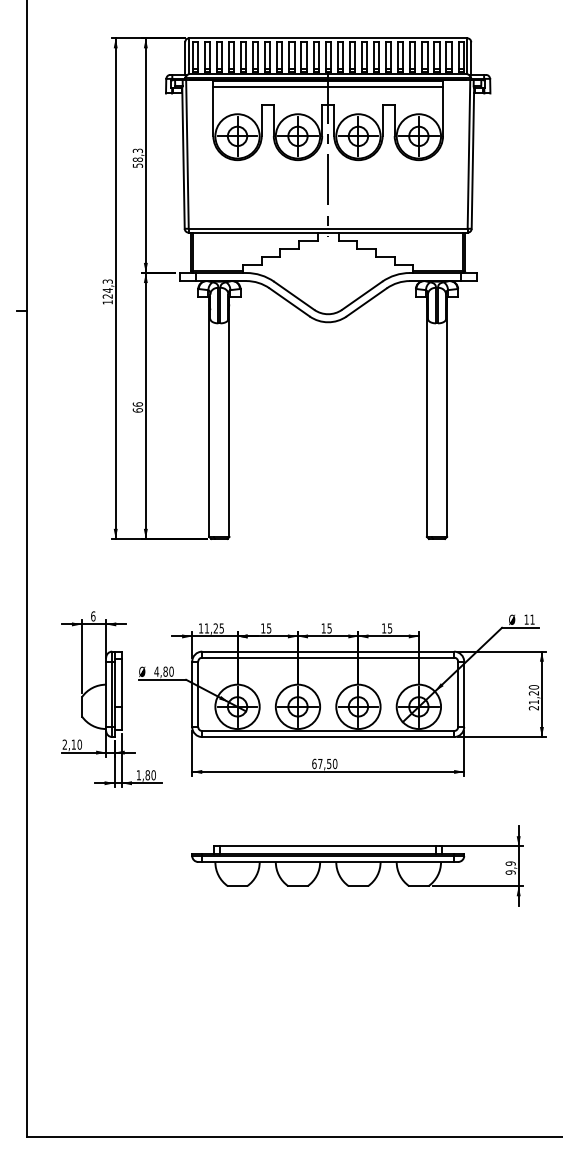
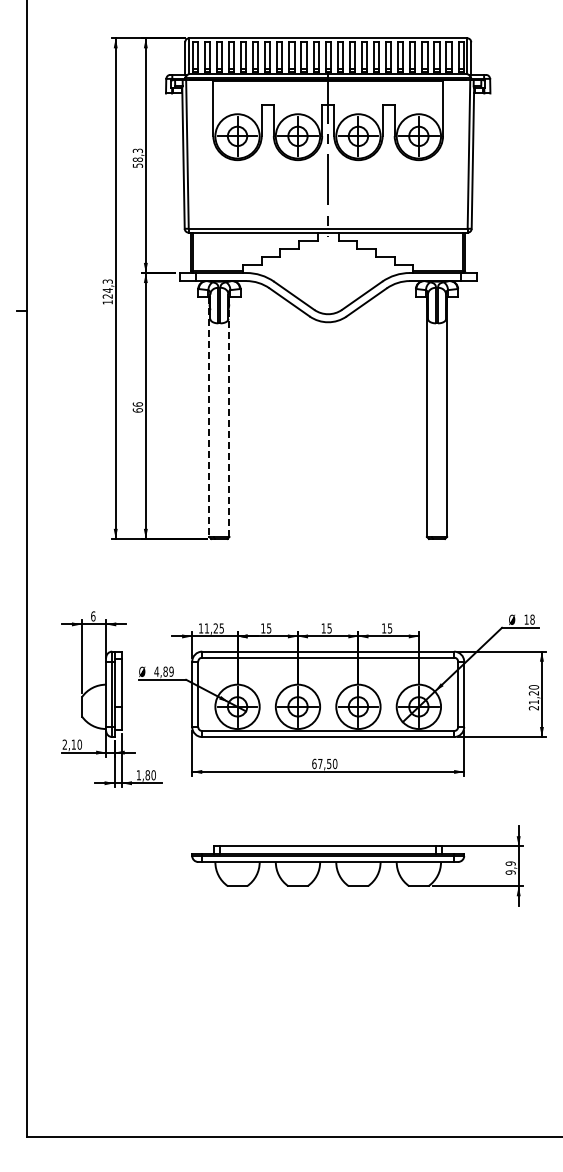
line: present -> none (328, 87)
line: solid -> dashed (209, 417)
line: solid -> dashed (229, 417)
text: 11 -> 18 (532, 619)
text: 4,80 -> 4,89 (171, 671)
